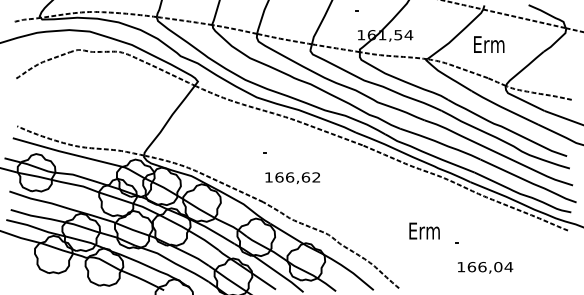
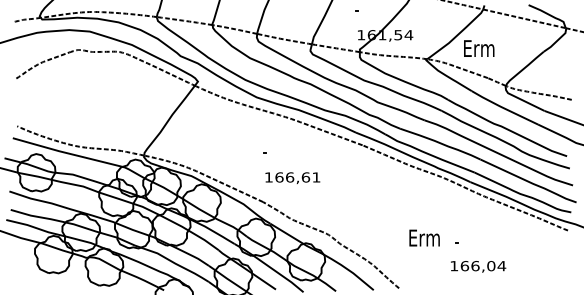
text position: (489, 44) -> (479, 48) (479, 48)
text: 166,62 -> 166,61 (315, 177)
text position: (424, 230) -> (424, 237) (424, 237)
text position: (485, 267) -> (478, 266) (478, 266)
